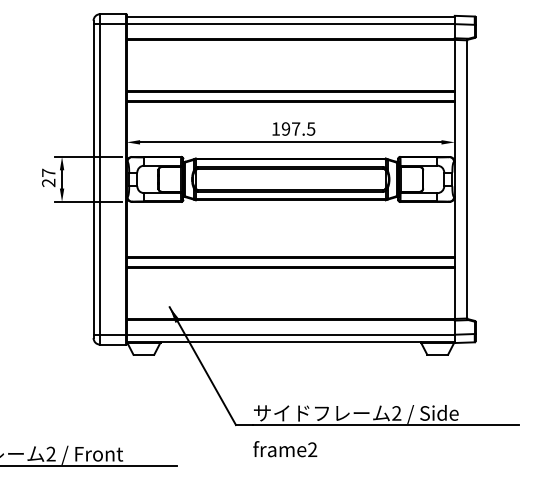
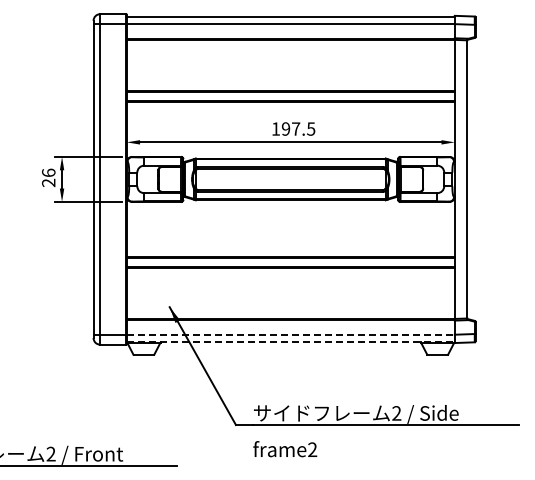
text: 27 -> 26 (48, 172)
line: solid -> dashed (291, 334)
line: solid -> dashed (291, 342)
